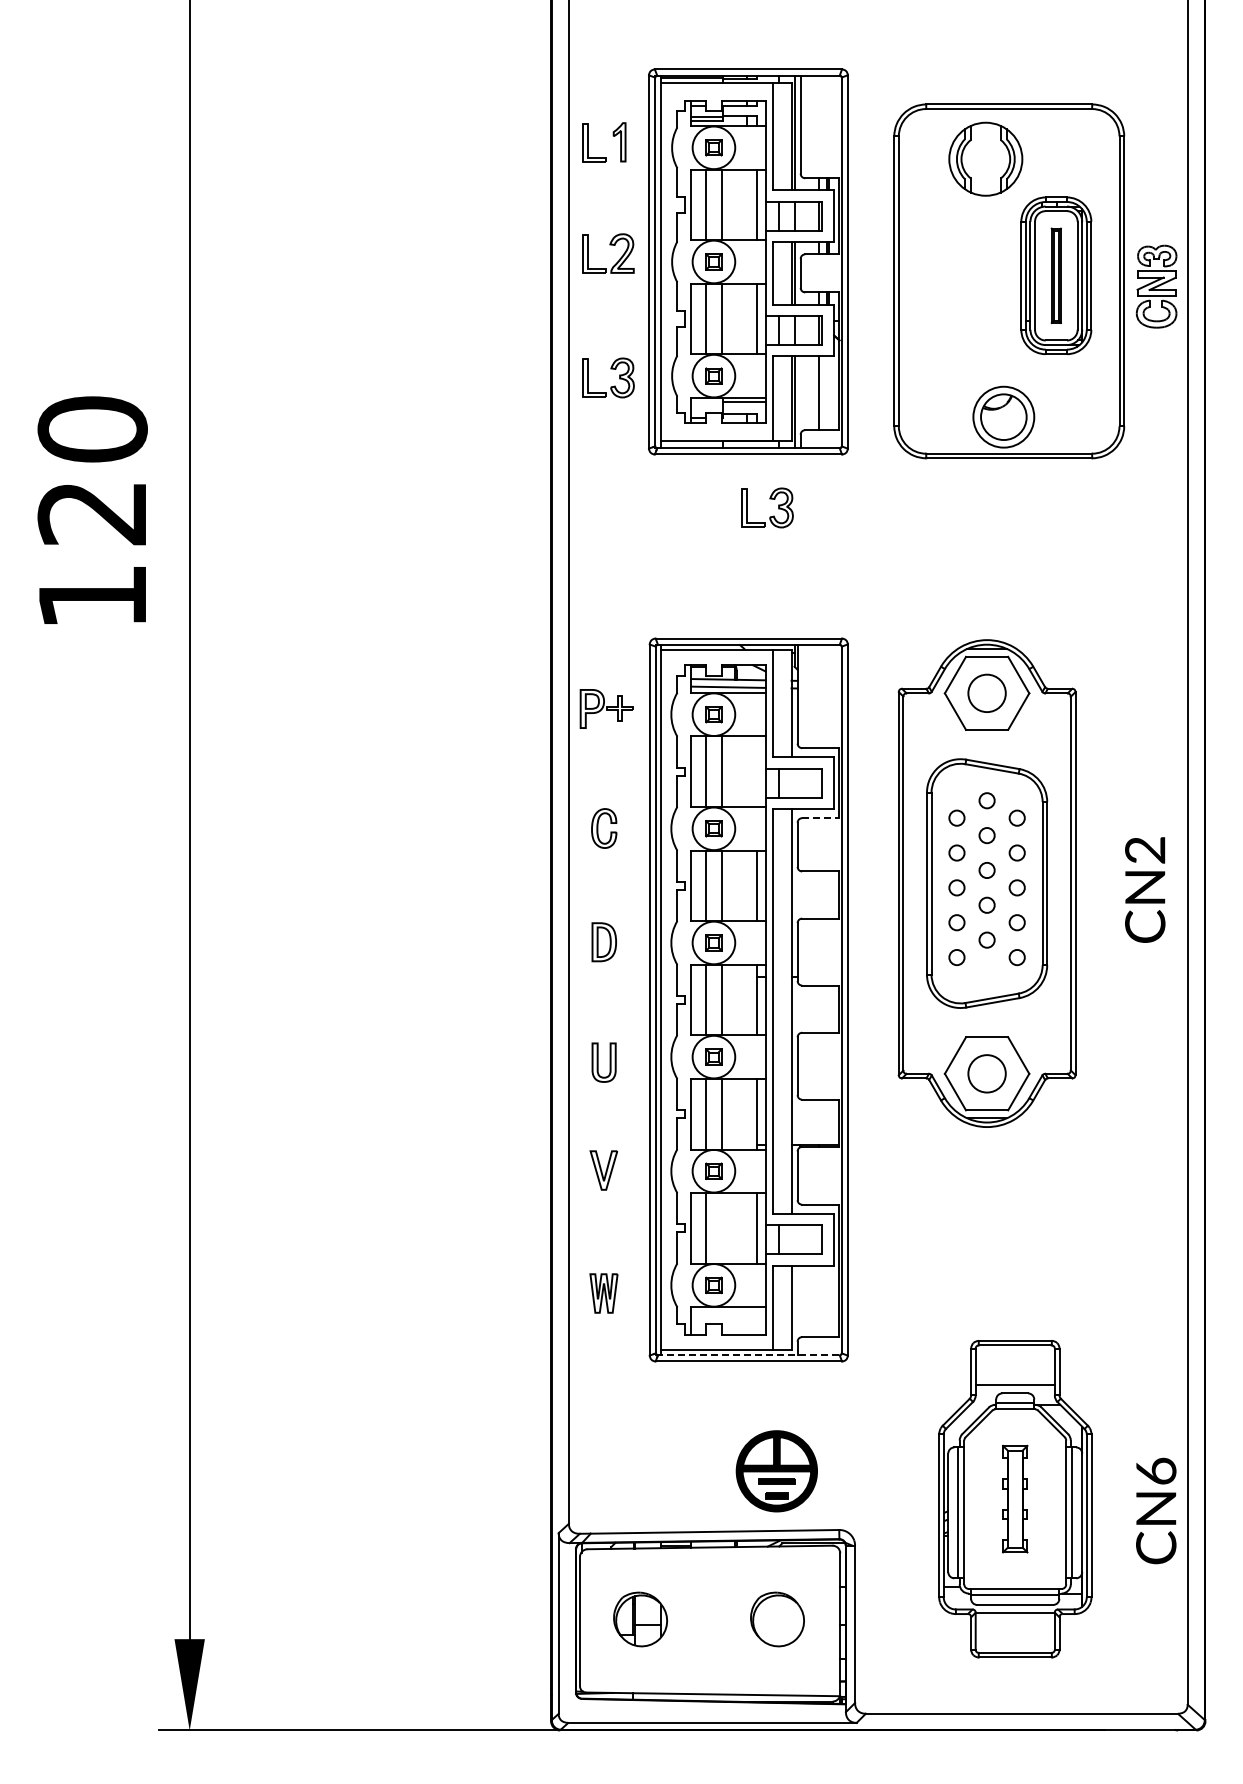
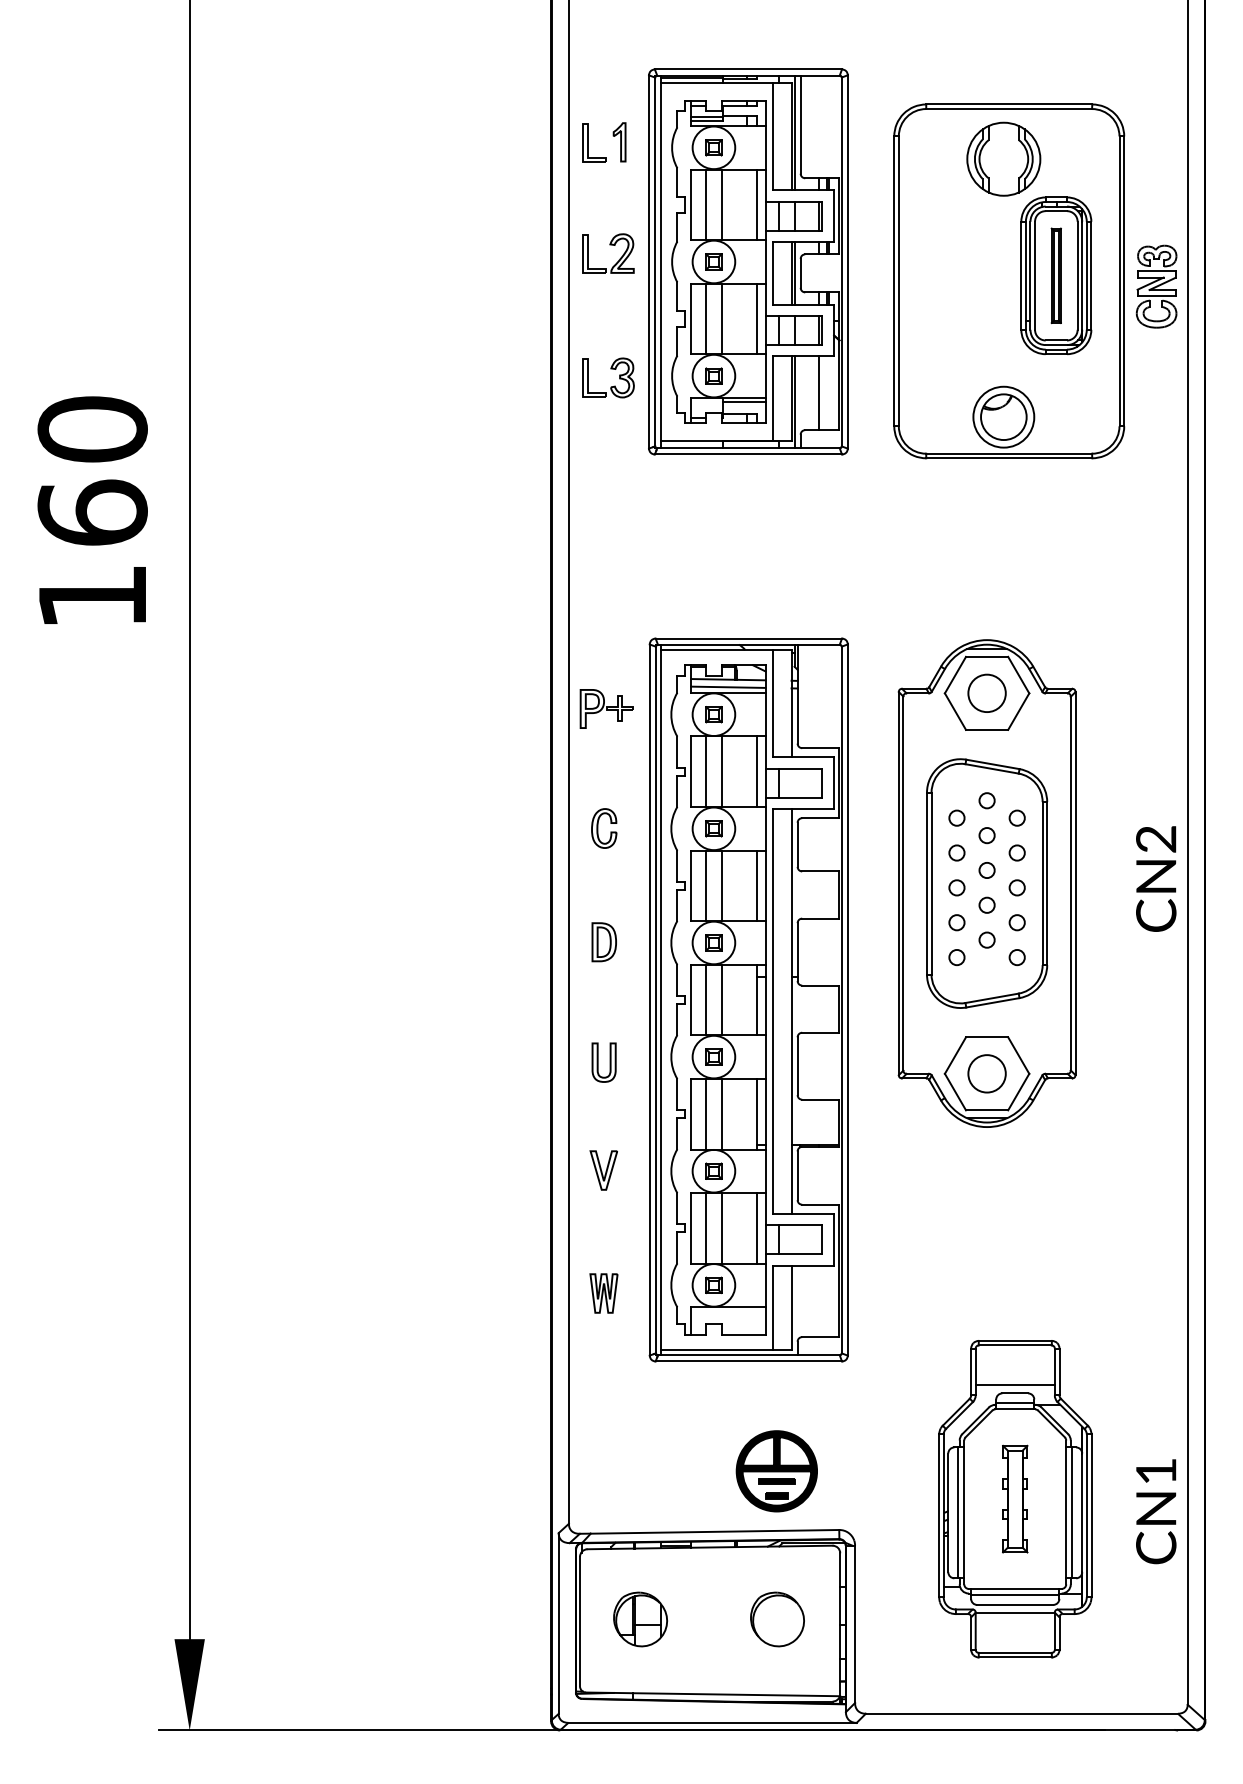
part position: (985, 158) -> (1003, 158) (1003, 158)
part: present -> none (769, 499)
text: 120 -> 160 (92, 512)
line: none -> present (756, 771)
line: dashed -> solid (820, 818)
text position: (1145, 889) -> (1156, 878) (1156, 878)
line: none -> present (721, 1227)
line: dashed -> solid (747, 1355)
text: CN6 -> CN1 (1156, 1470)
